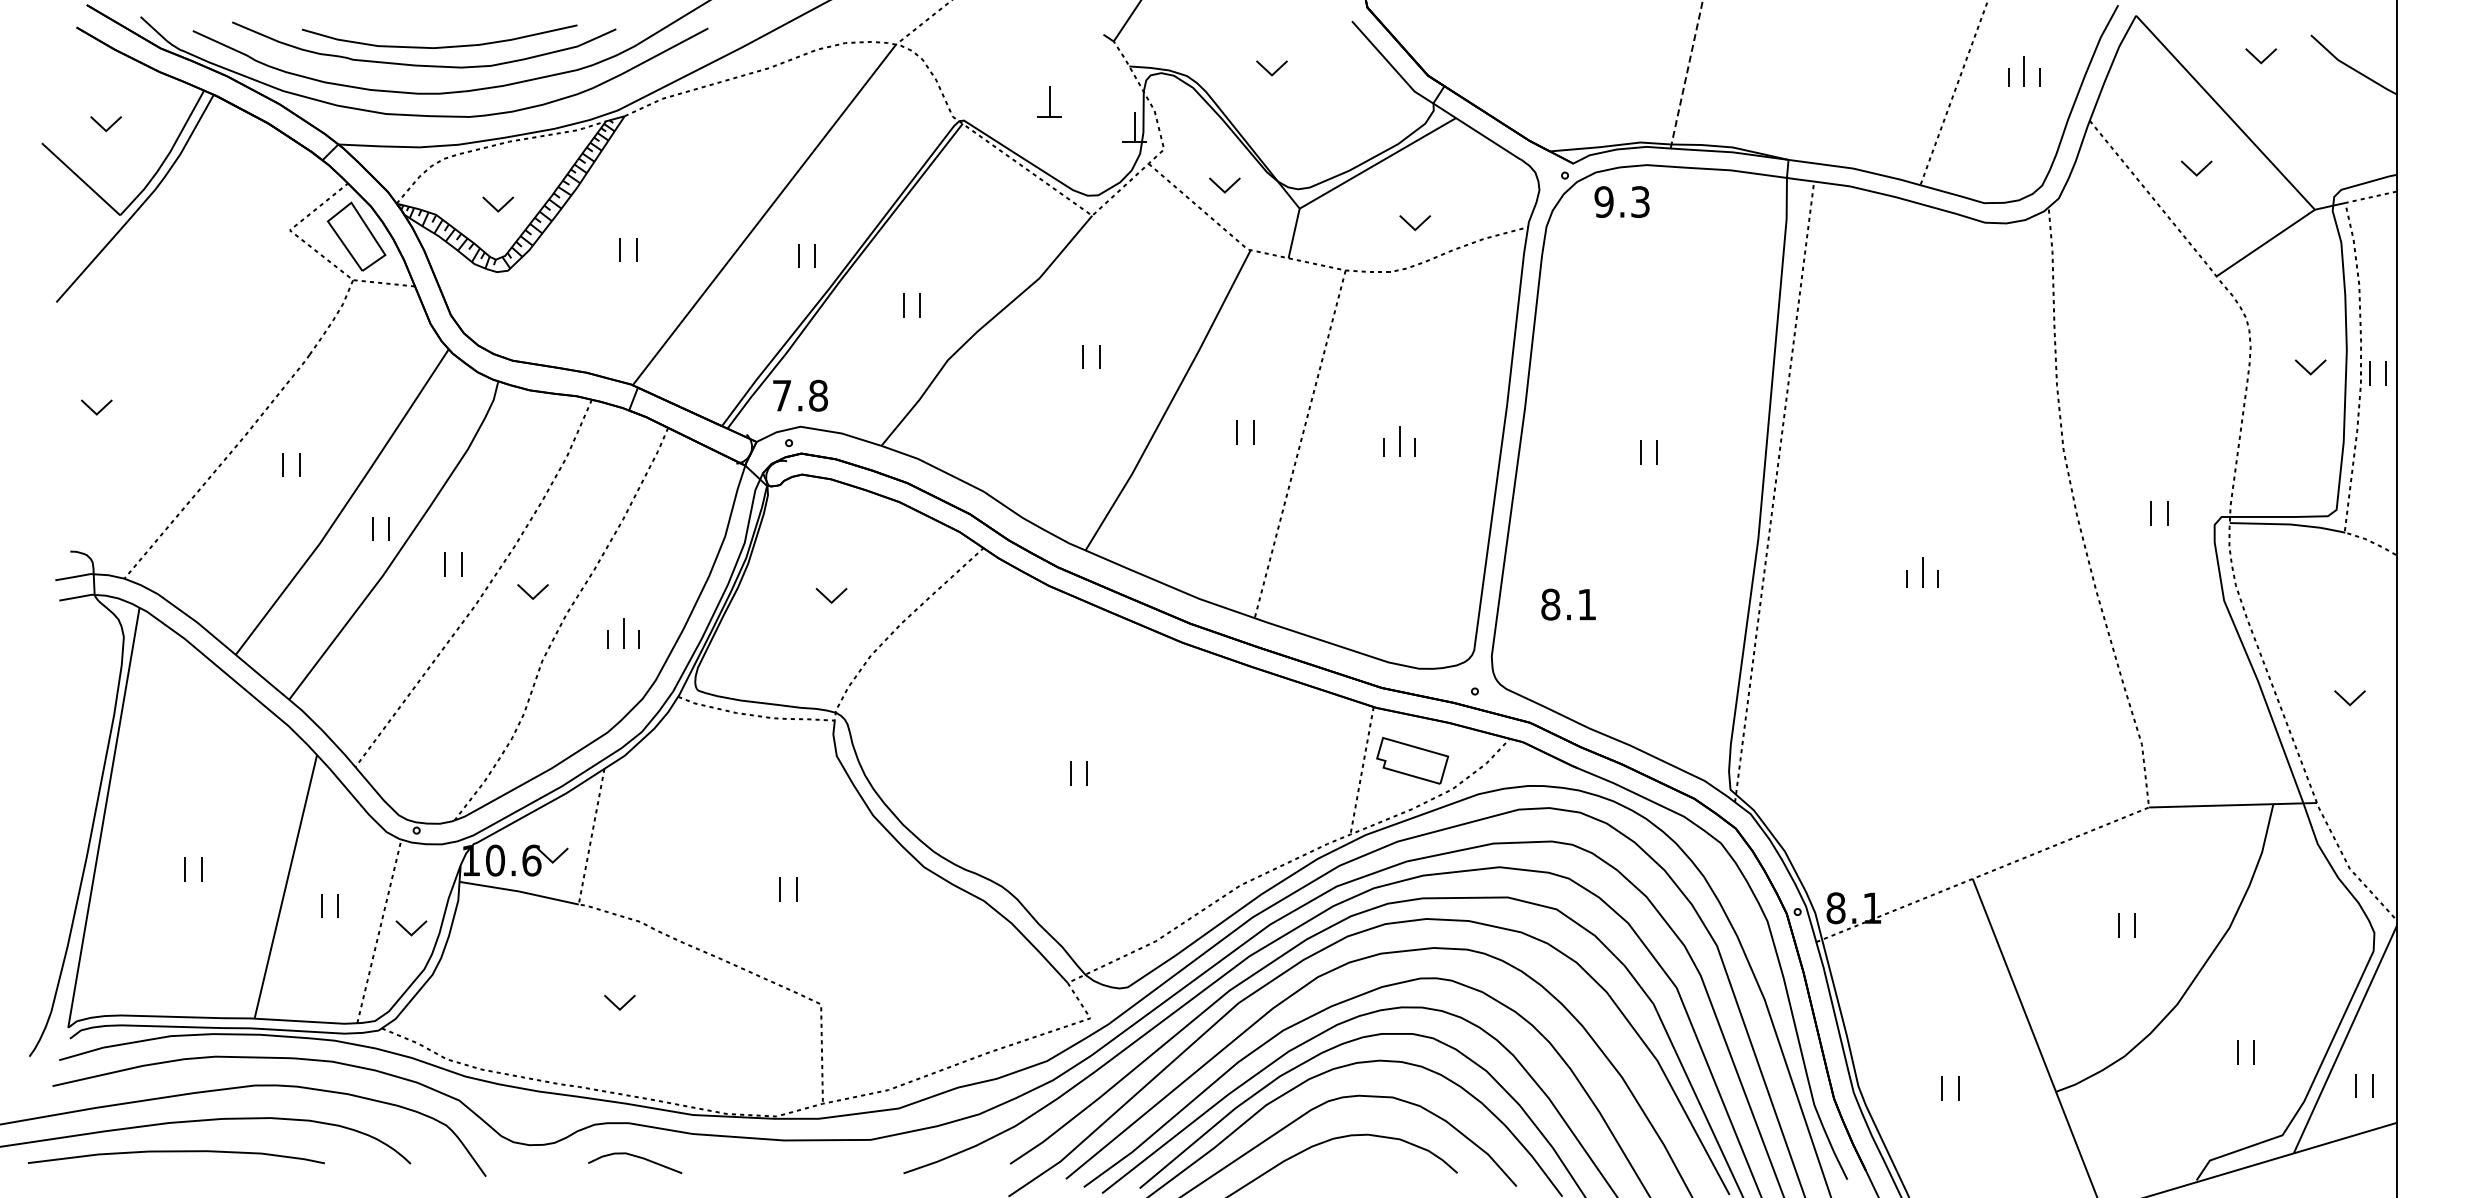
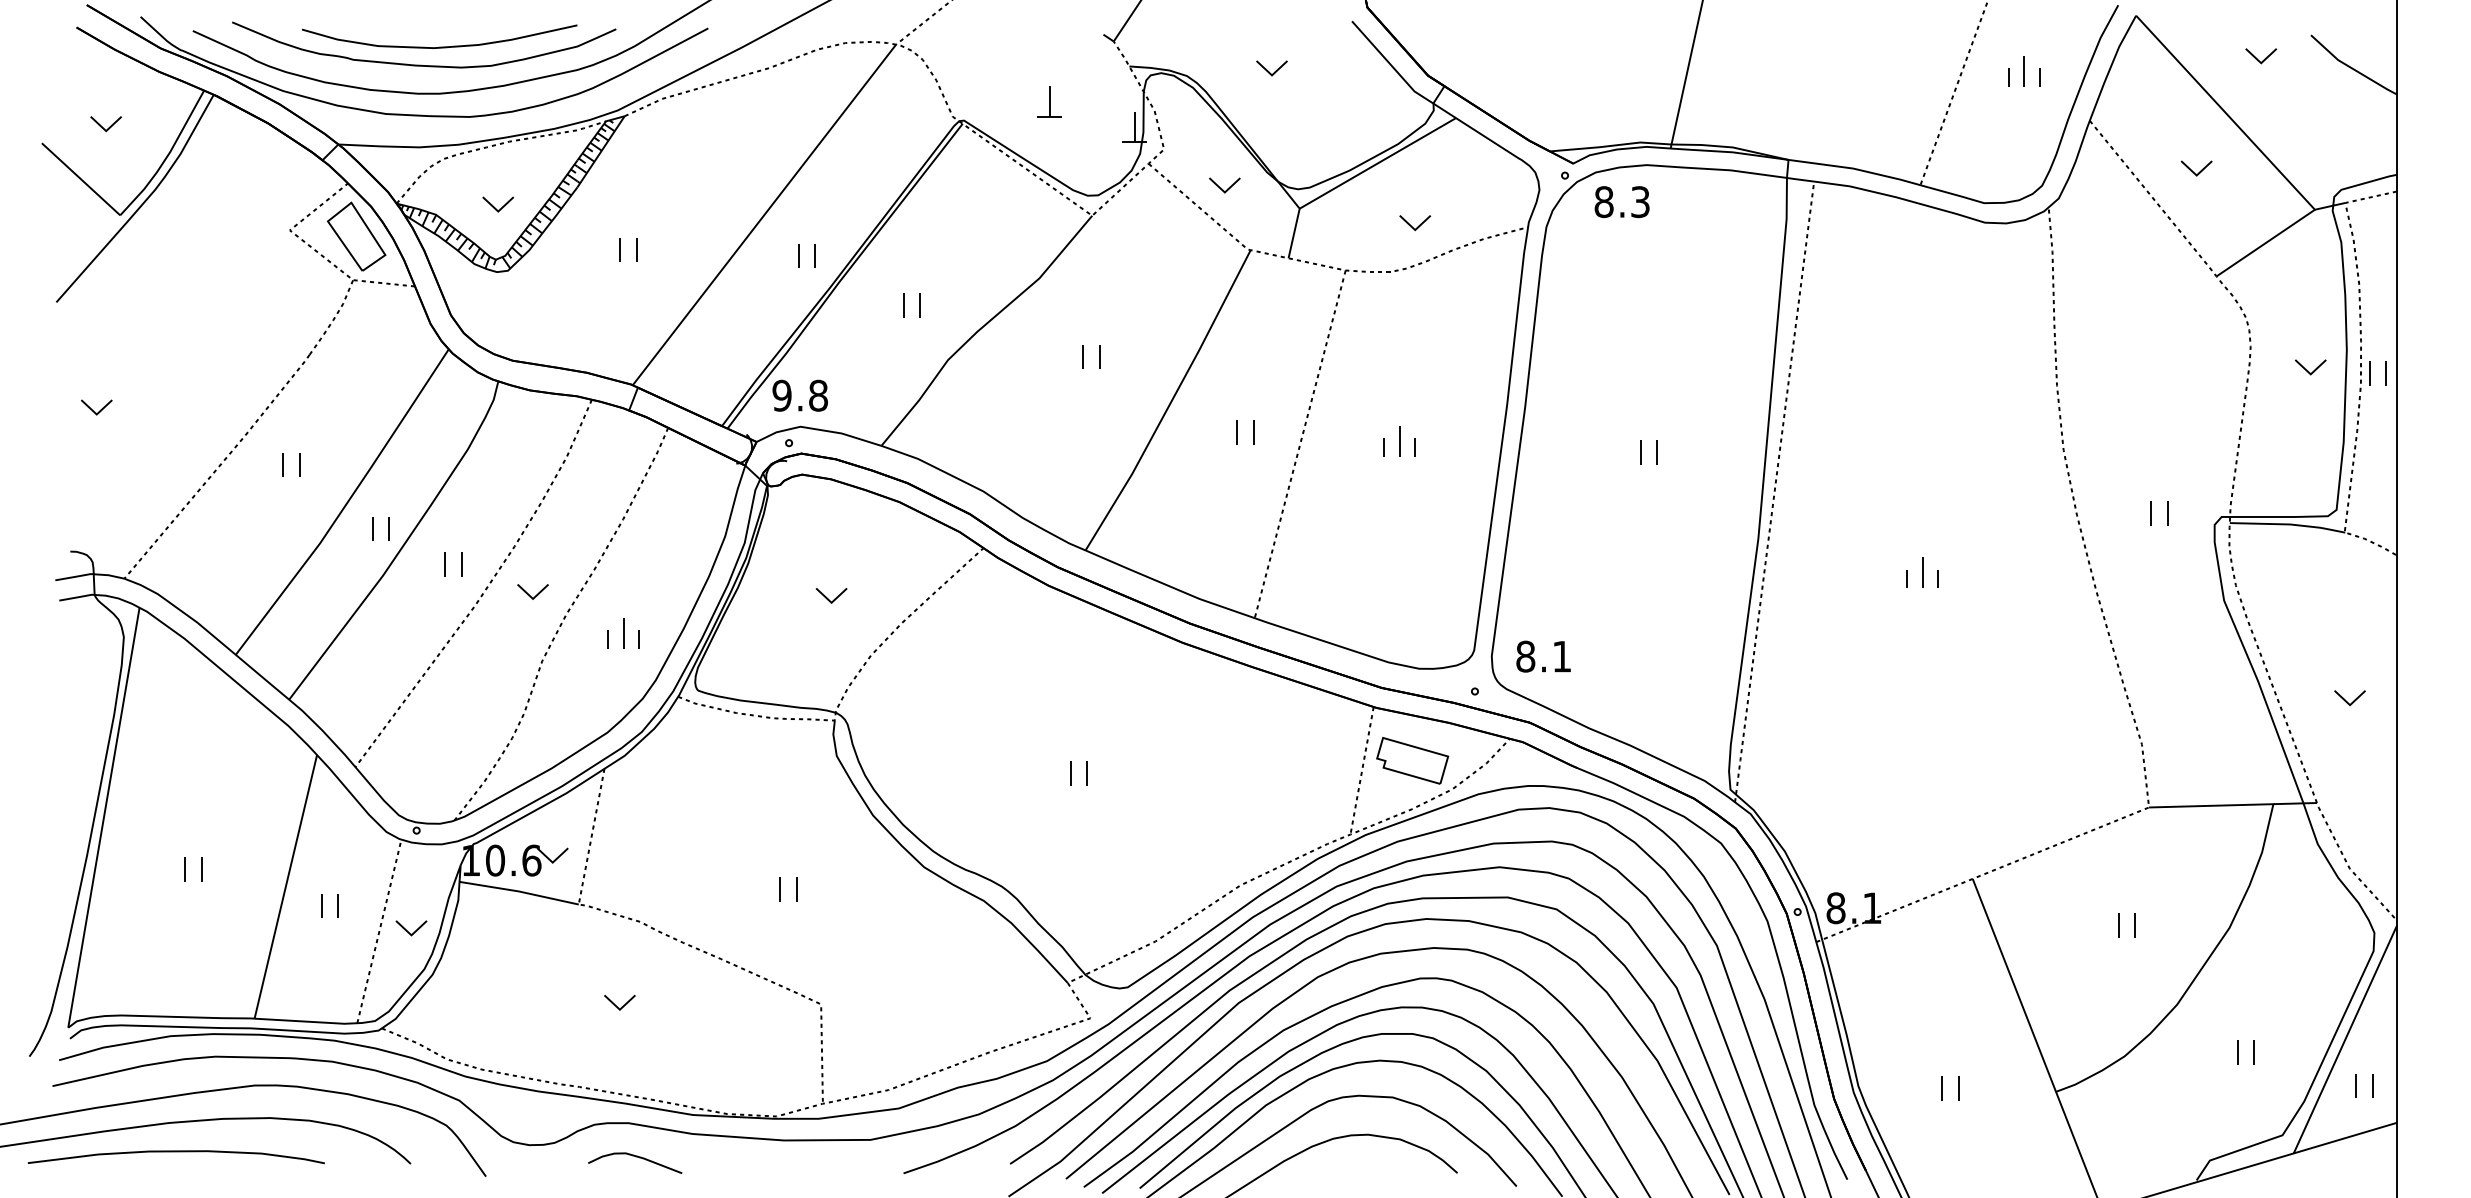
line: dashed -> solid (1686, 75)
text: 9.3 -> 8.3 (1603, 202)
text: 7.8 -> 9.8 (781, 395)
text position: (1568, 604) -> (1543, 656) (1543, 656)
